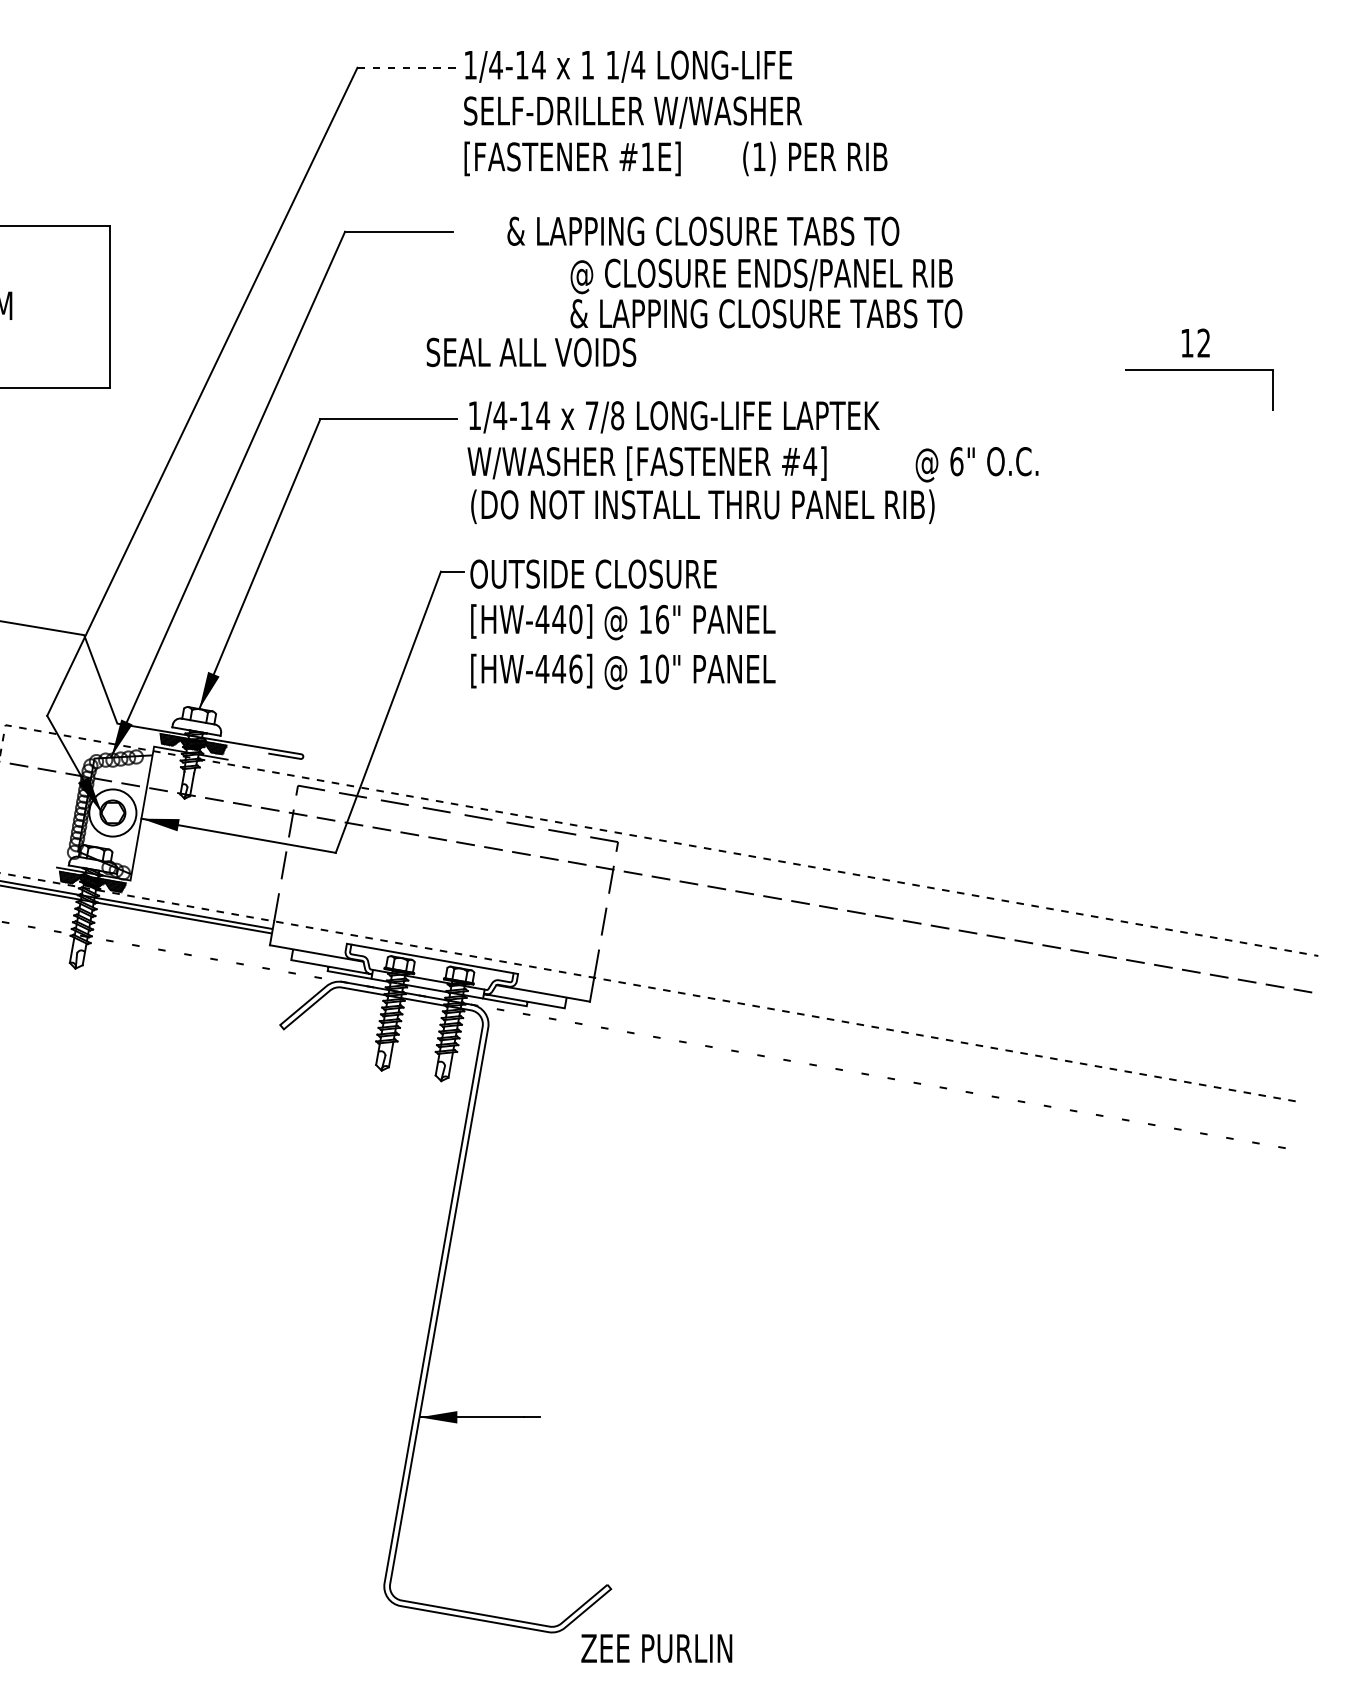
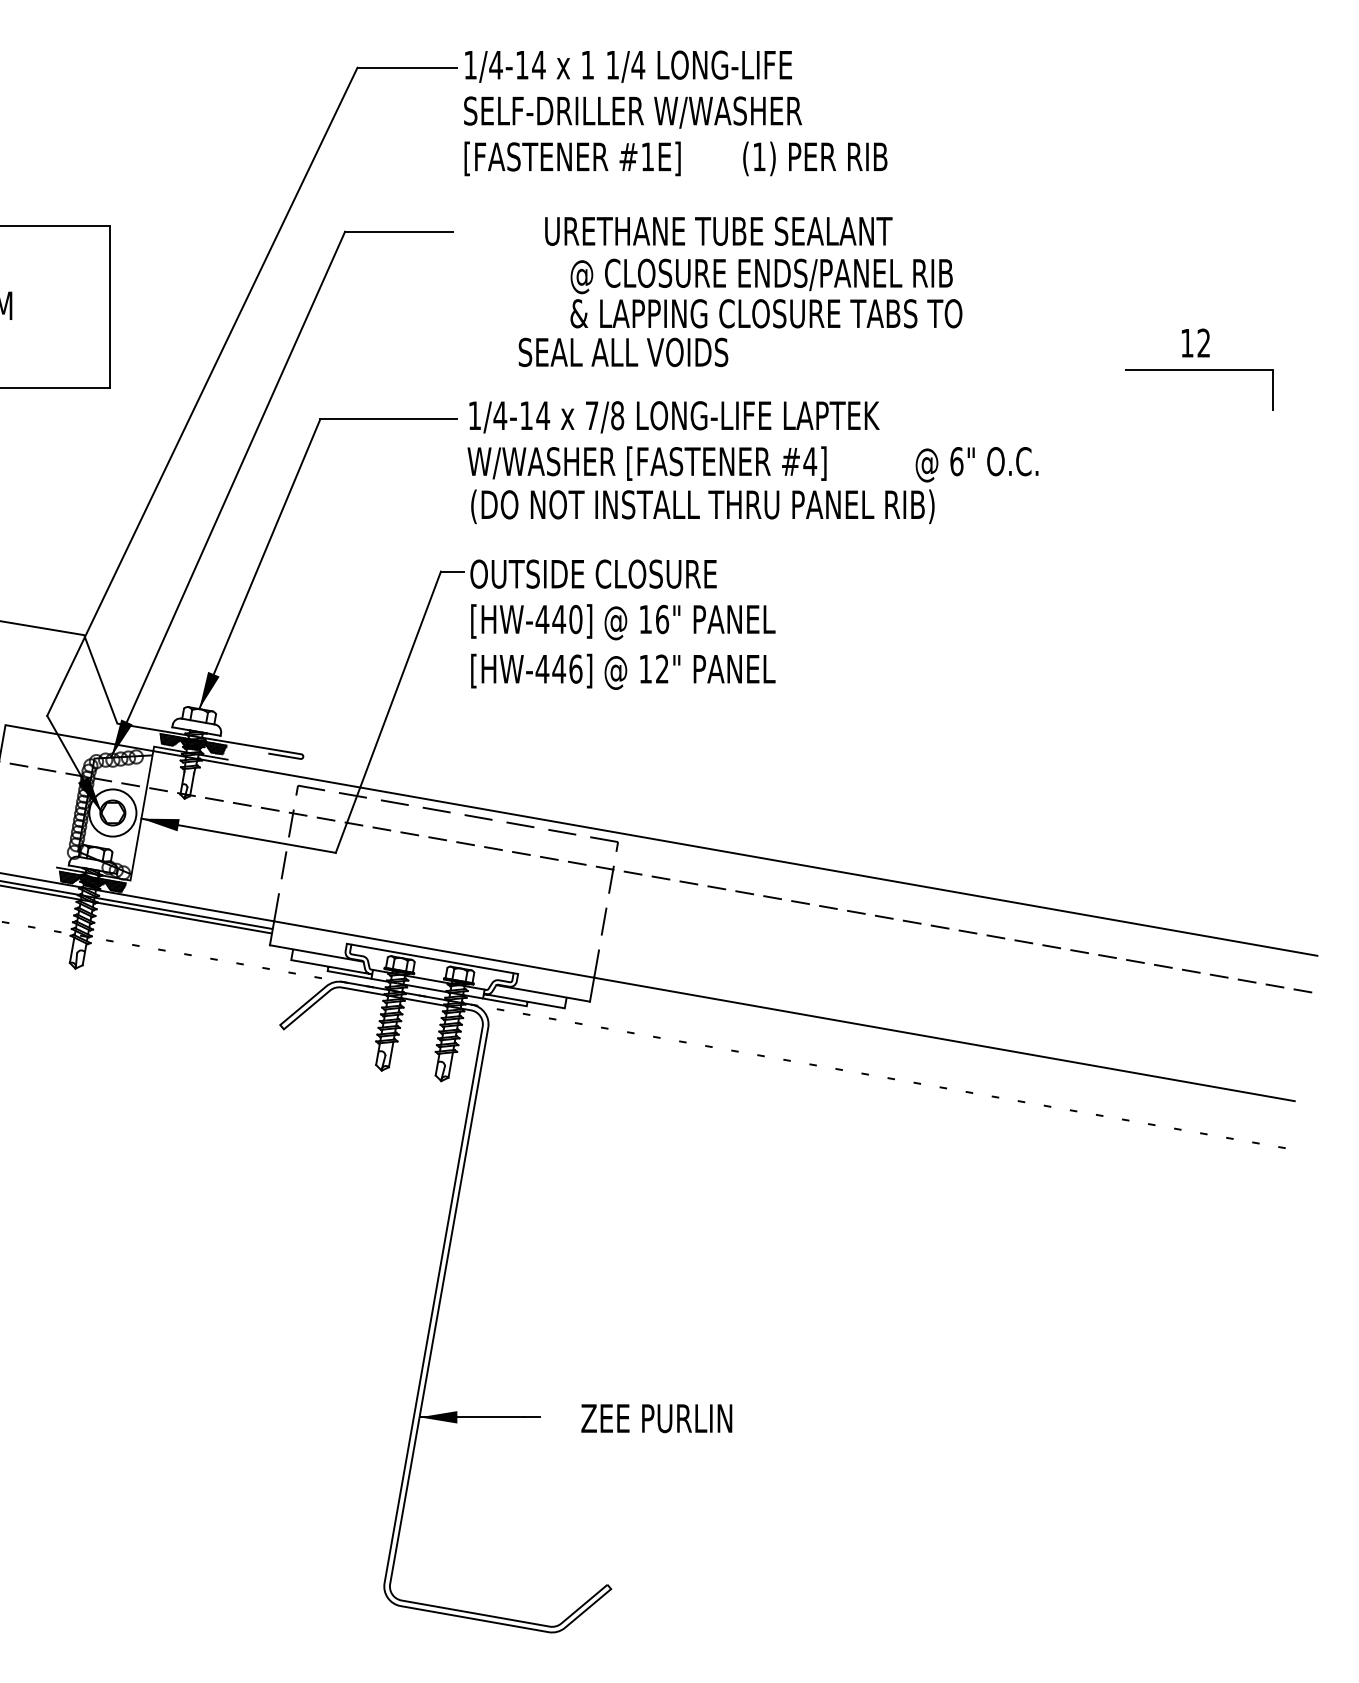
line: dashed -> solid (407, 67)
text: & LAPPING CLOSURE TABS TO -> URETHANE TUBE SEALANT (703, 230)
text position: (531, 352) -> (623, 352) (623, 352)
text: 10" -> 12" (661, 668)
line: dashed -> solid (4, 732)
text position: (656, 1648) -> (656, 1418) (656, 1418)
